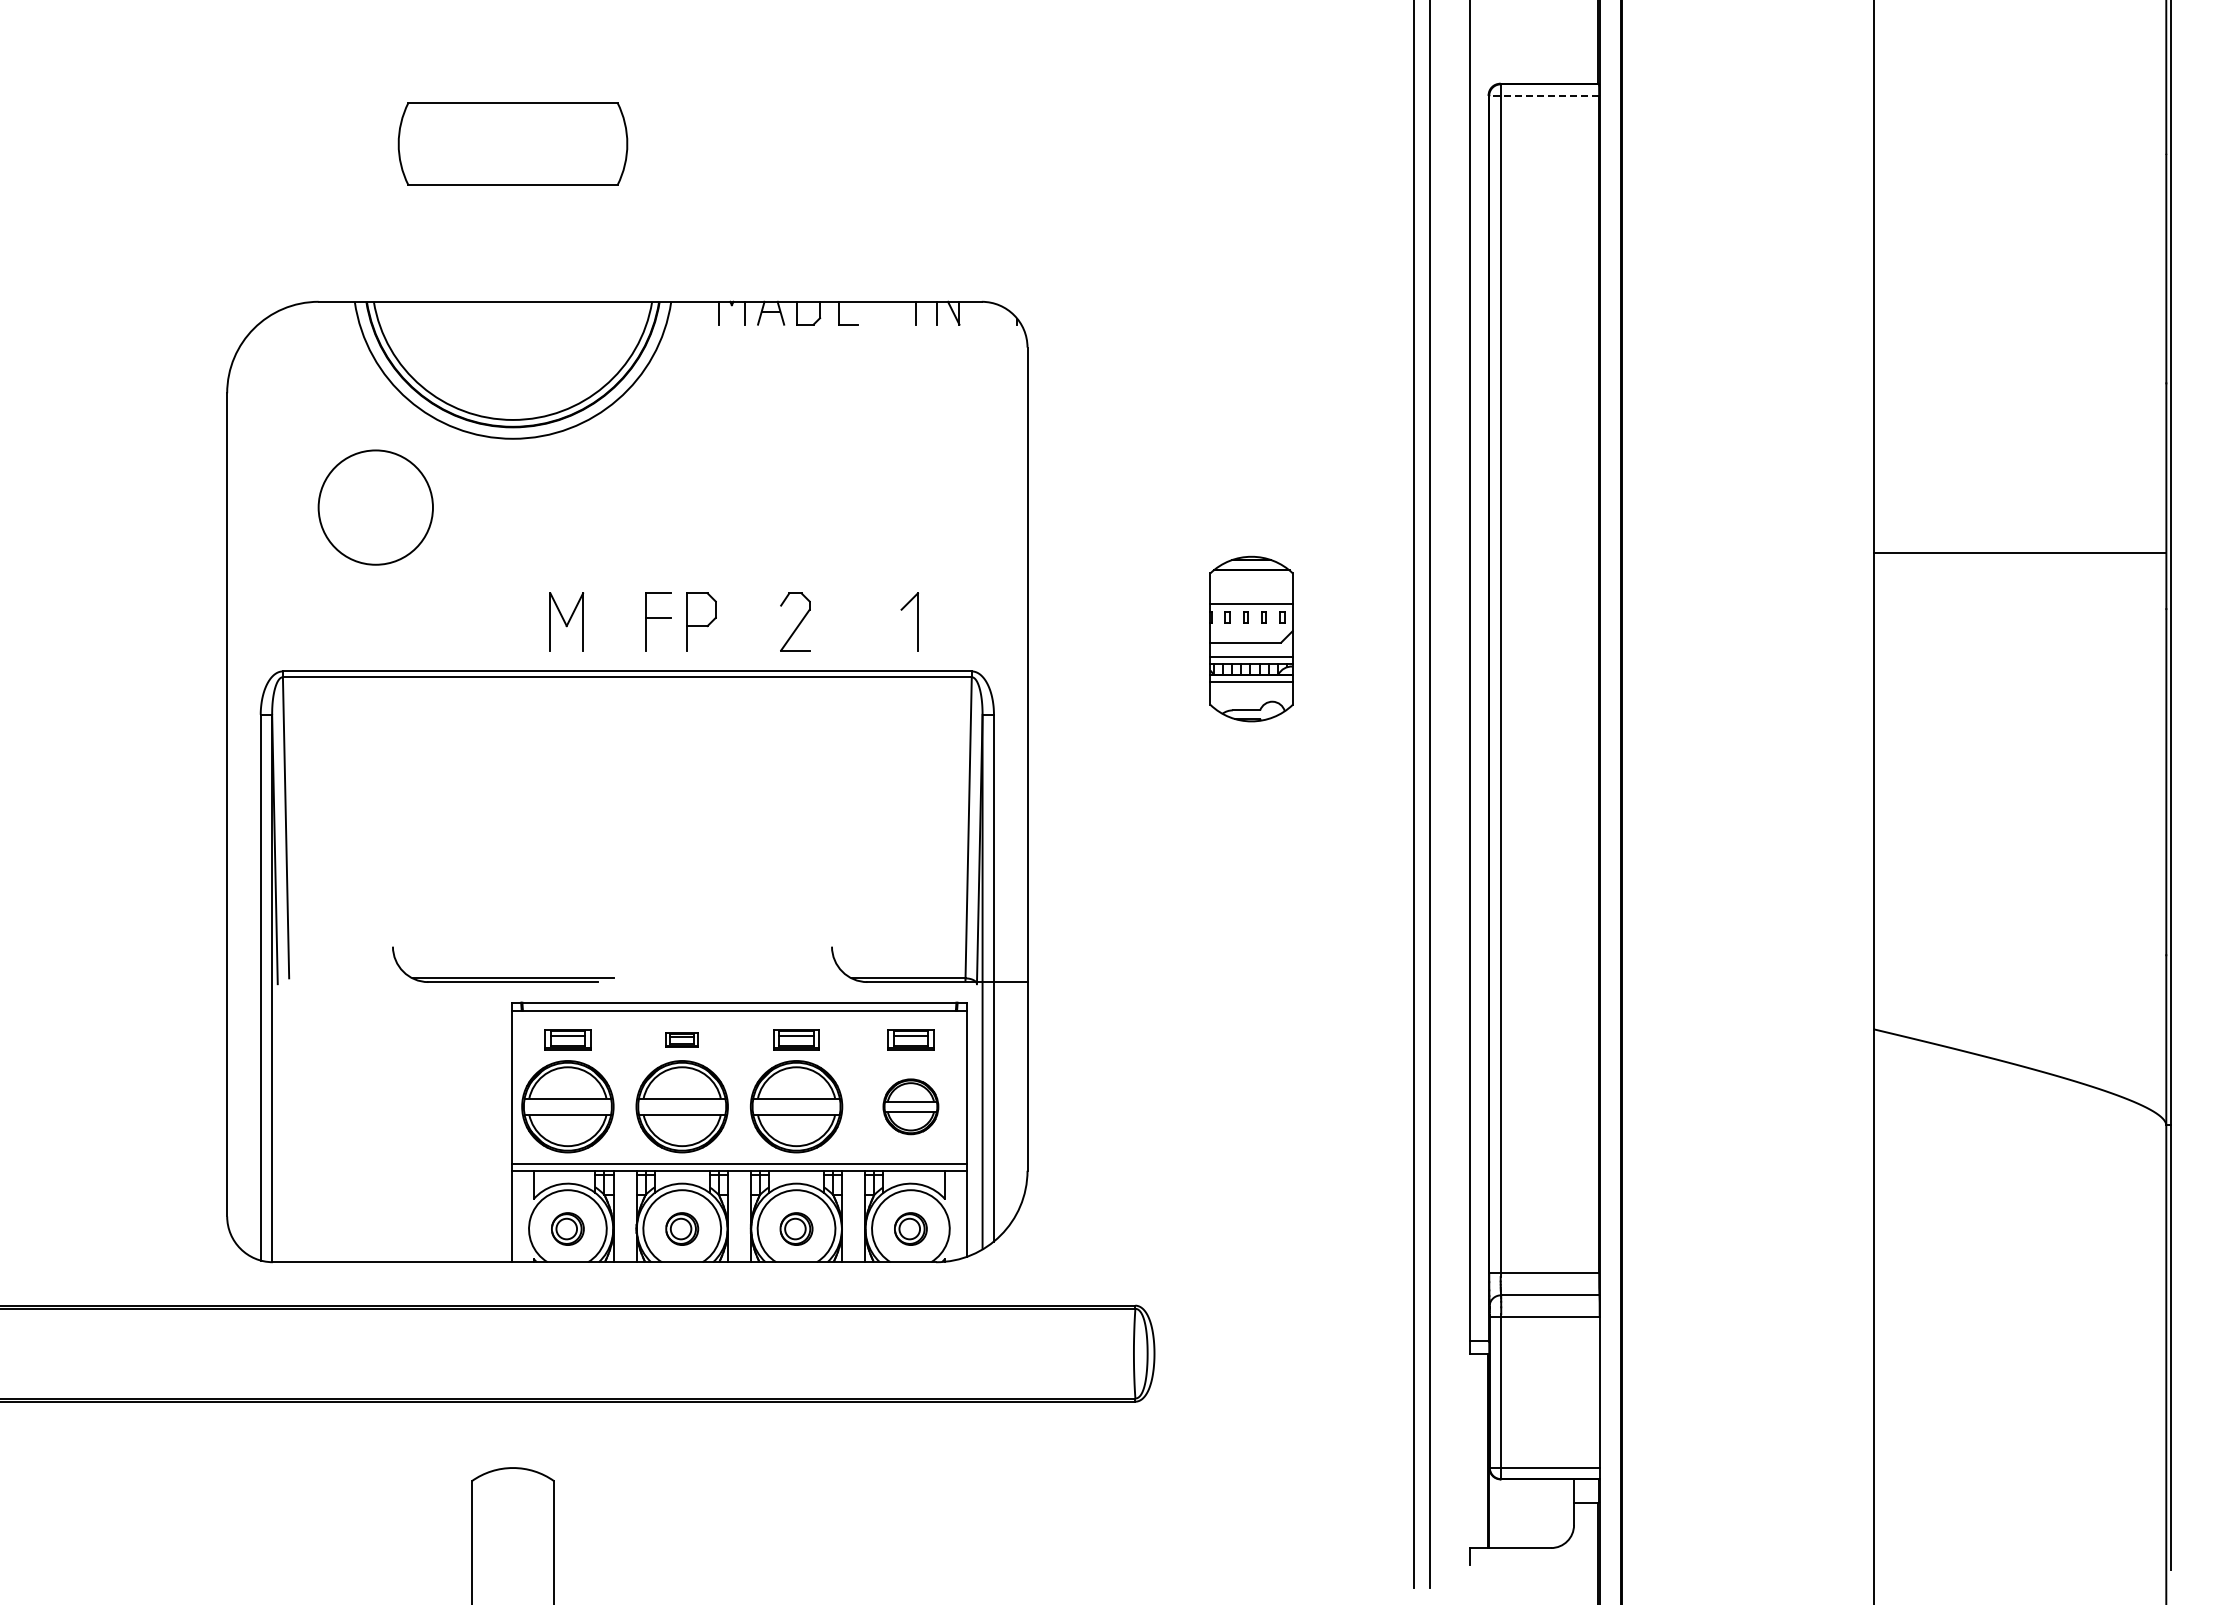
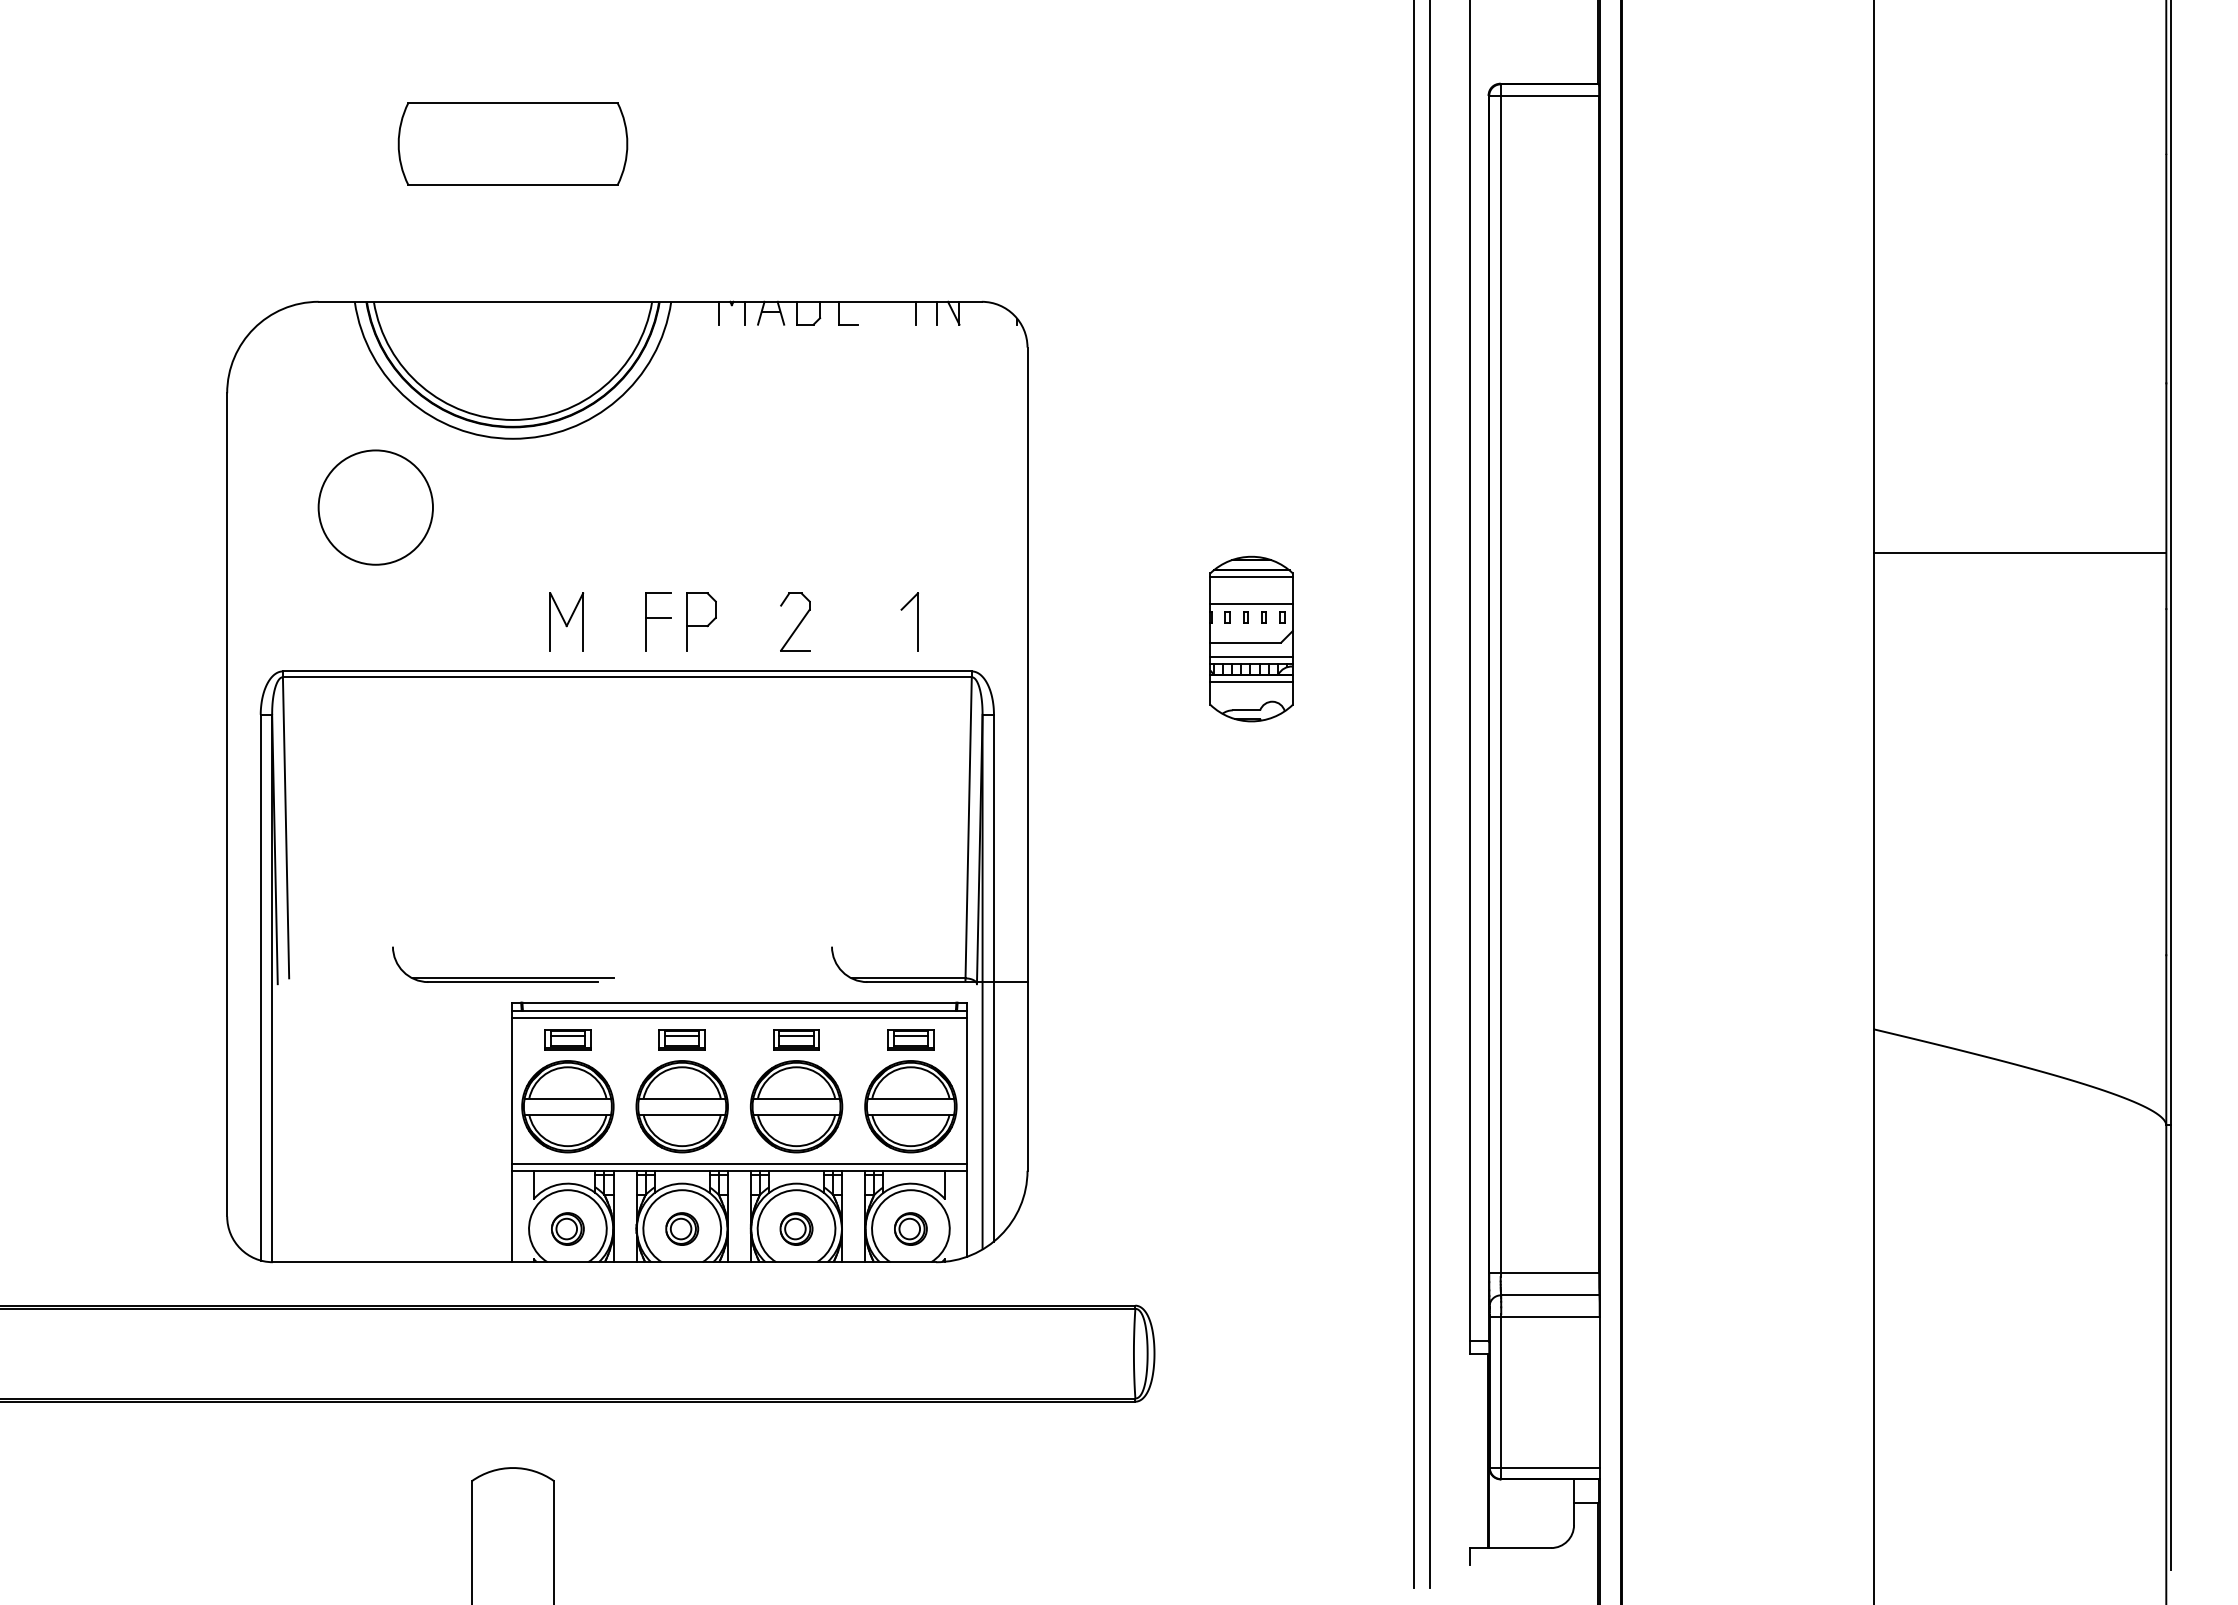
line: dashed -> solid (1544, 95)
line: none -> present (1251, 577)
line: none -> present (738, 1017)
part size: 34x16 px -> 48x22 px (681, 1039)
part size: 58x58 px -> 94x94 px (910, 1106)
